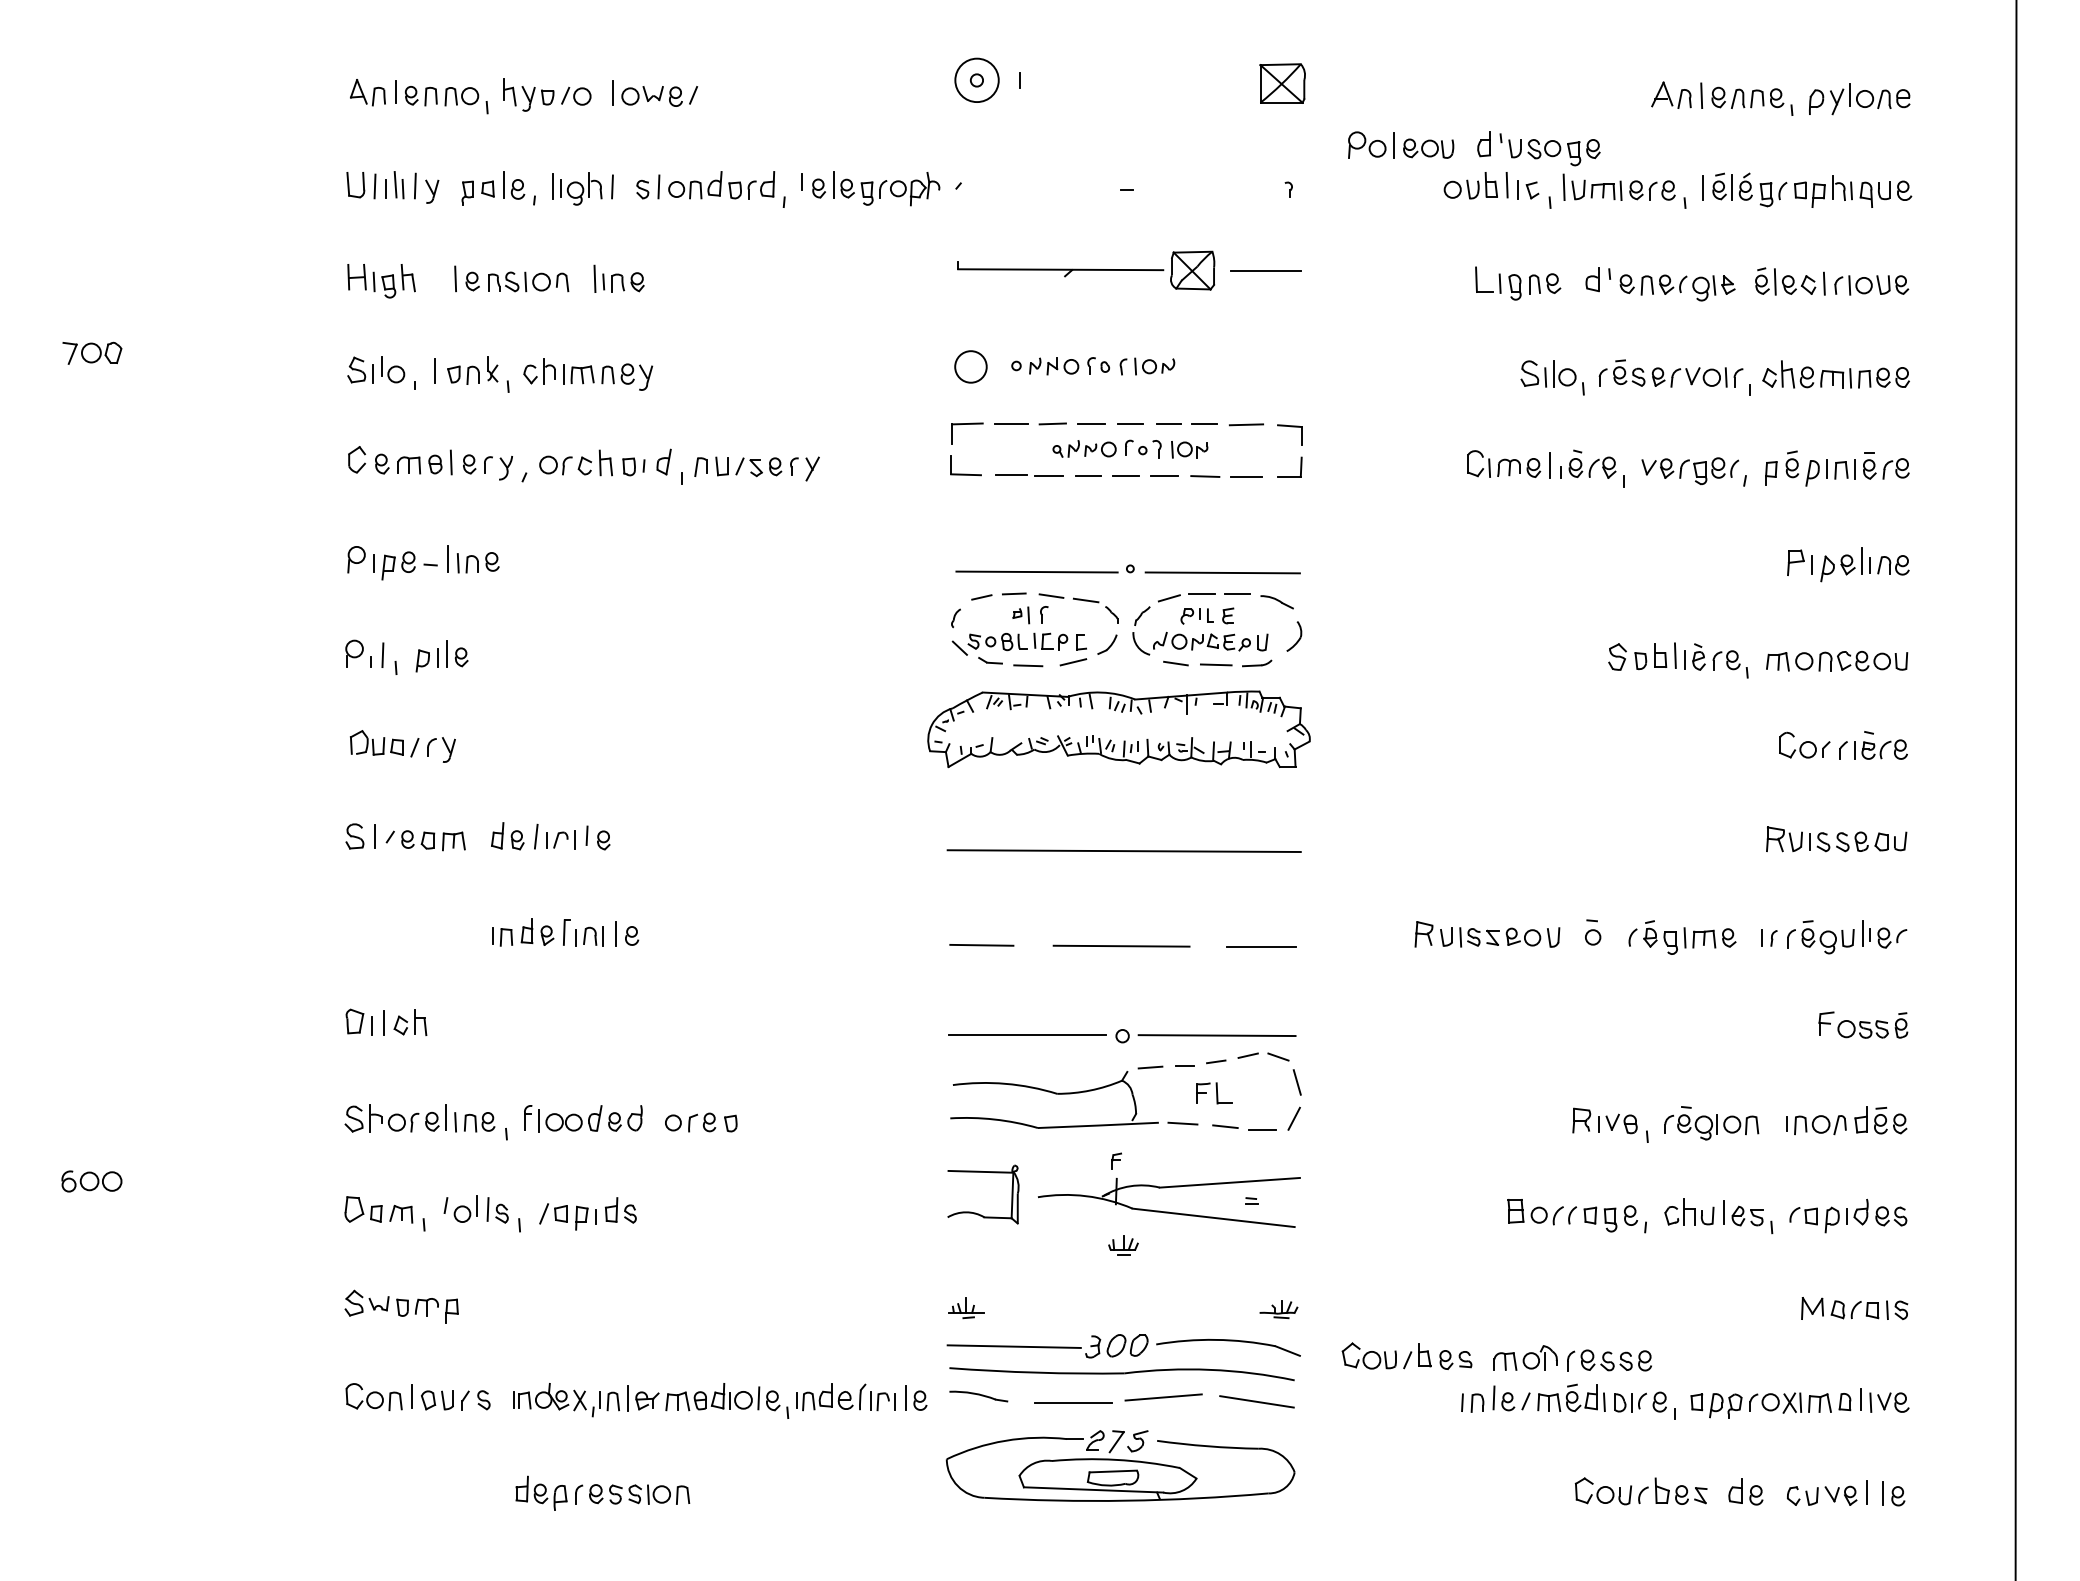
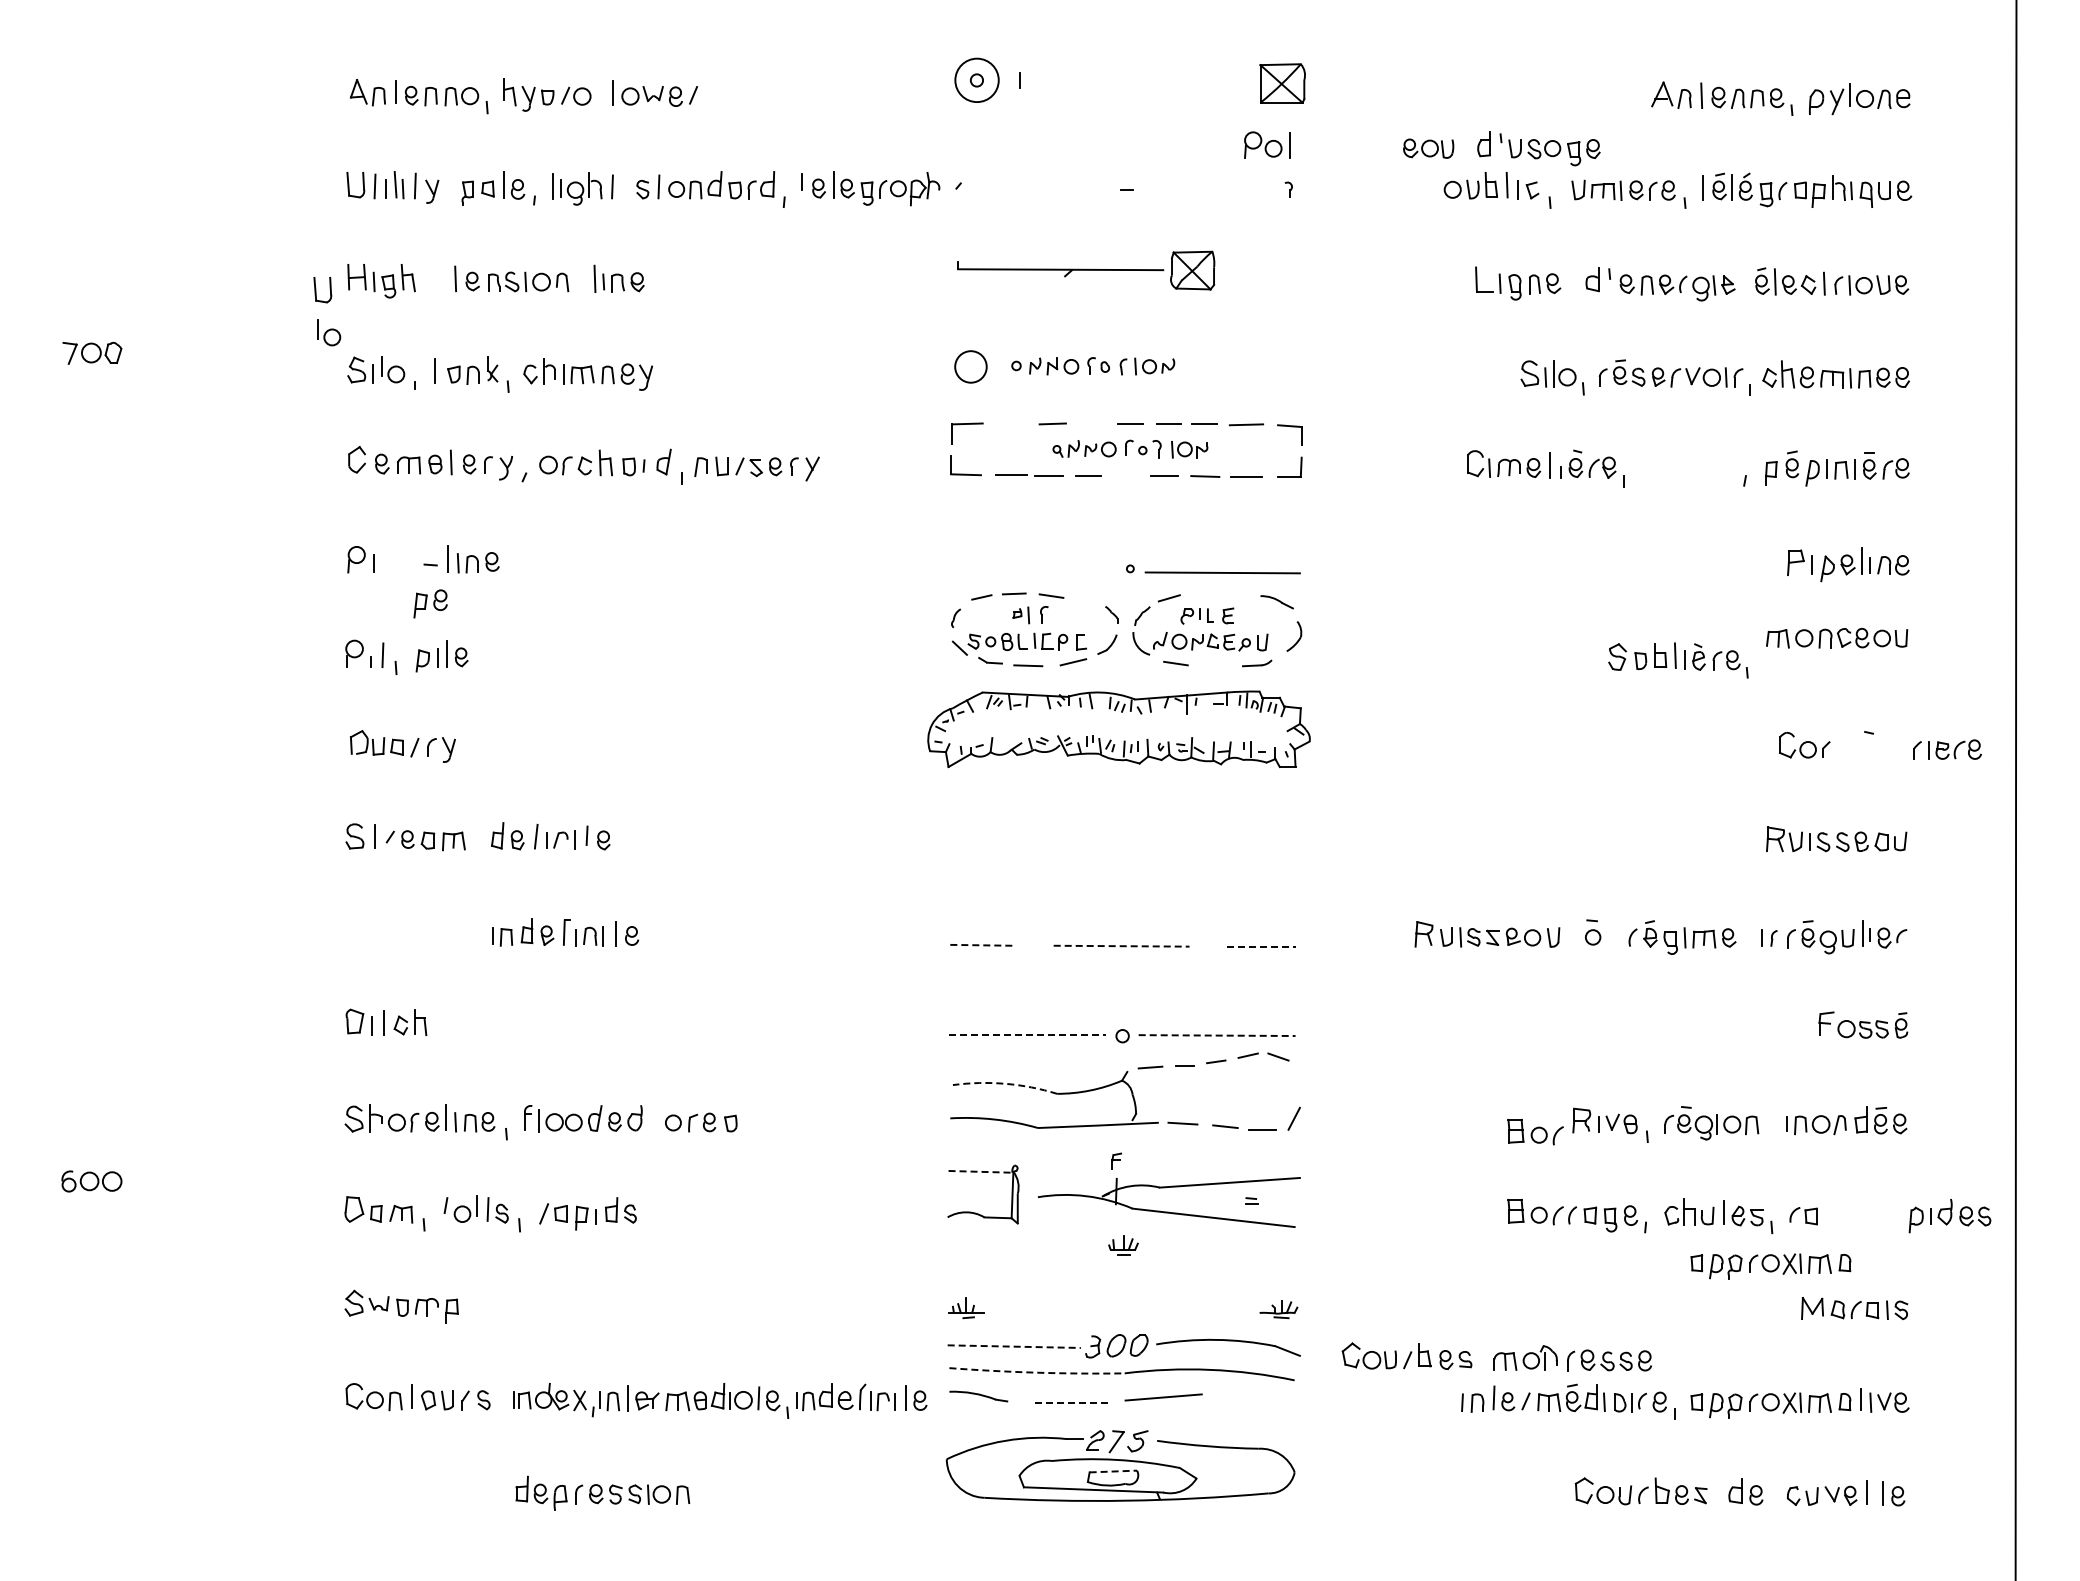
part position: (1371, 144) -> (1267, 144) (1267, 144)
line: present -> none (1563, 187)
line: present -> none (1265, 271)
part: none -> present (322, 290)
part: none -> present (329, 332)
line: present -> none (1011, 423)
line: present -> none (1091, 424)
part: present -> none (1689, 471)
line: present -> none (1125, 476)
part position: (398, 565) -> (430, 603) (430, 603)
line: present -> none (1036, 571)
line: present -> none (1201, 594)
line: present -> none (1237, 594)
line: present -> none (1085, 600)
part position: (1837, 661) -> (1837, 638) (1837, 638)
line: present -> none (1215, 664)
part position: (1873, 749) -> (1947, 749) (1947, 749)
line: present -> none (1123, 851)
line: solid -> dashed (981, 945)
line: solid -> dashed (1121, 946)
line: solid -> dashed (1261, 946)
line: solid -> dashed (1027, 1035)
line: solid -> dashed (1217, 1035)
line: present -> none (1296, 1082)
arc: solid -> dashed (1005, 1083)
part: present -> none (1214, 1093)
part: none -> present (1535, 1132)
line: solid -> dashed (980, 1171)
part position: (1865, 1216) -> (1949, 1216) (1949, 1216)
part: none -> present (1770, 1266)
line: solid -> dashed (1014, 1346)
arc: solid -> dashed (1037, 1372)
line: present -> none (1256, 1401)
line: solid -> dashed (1073, 1403)
line: solid -> dashed (1113, 1471)
